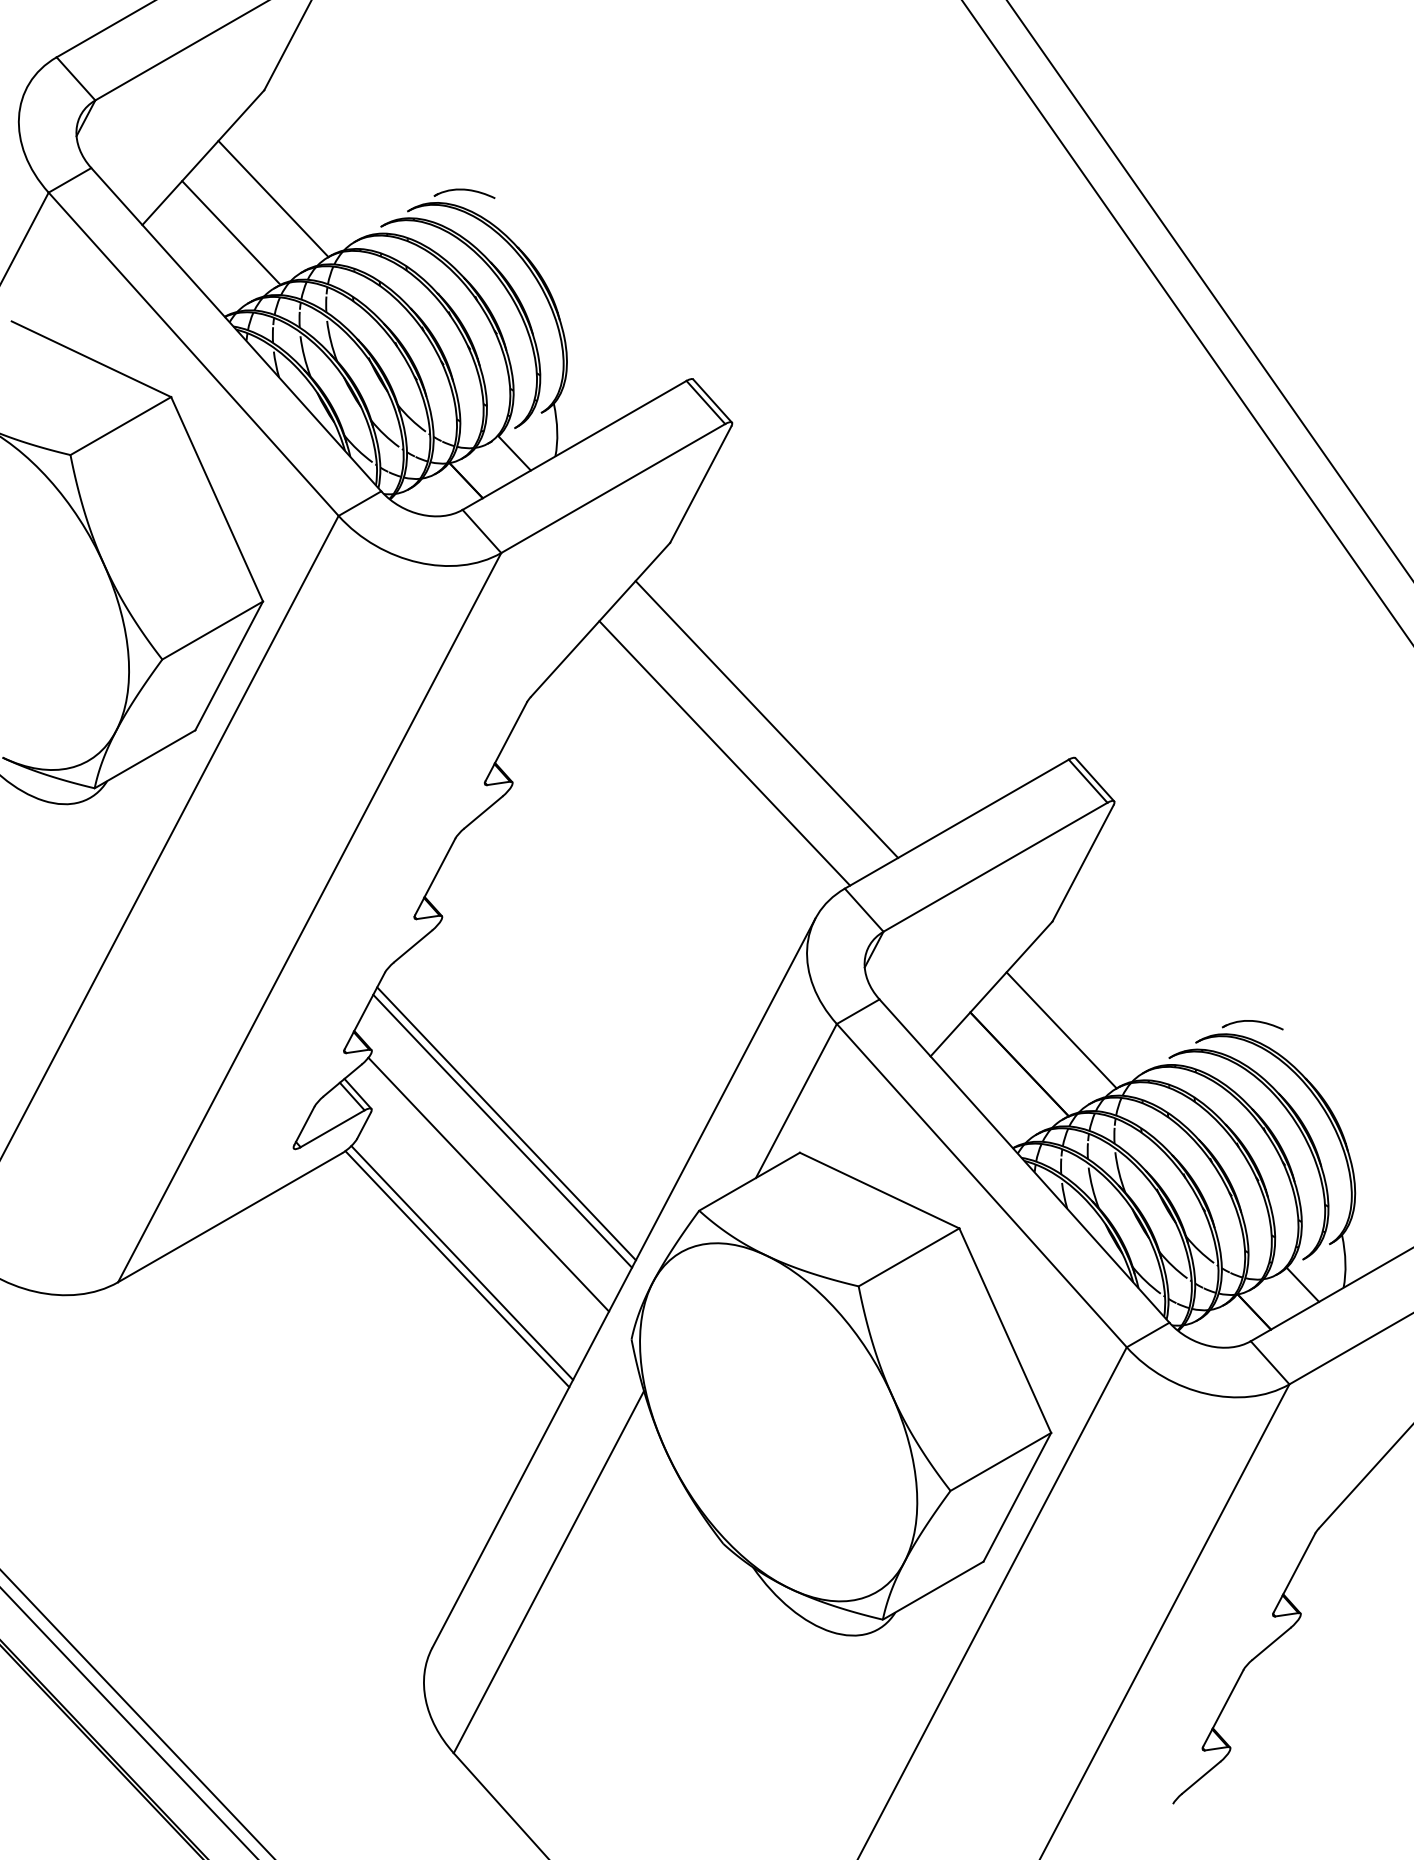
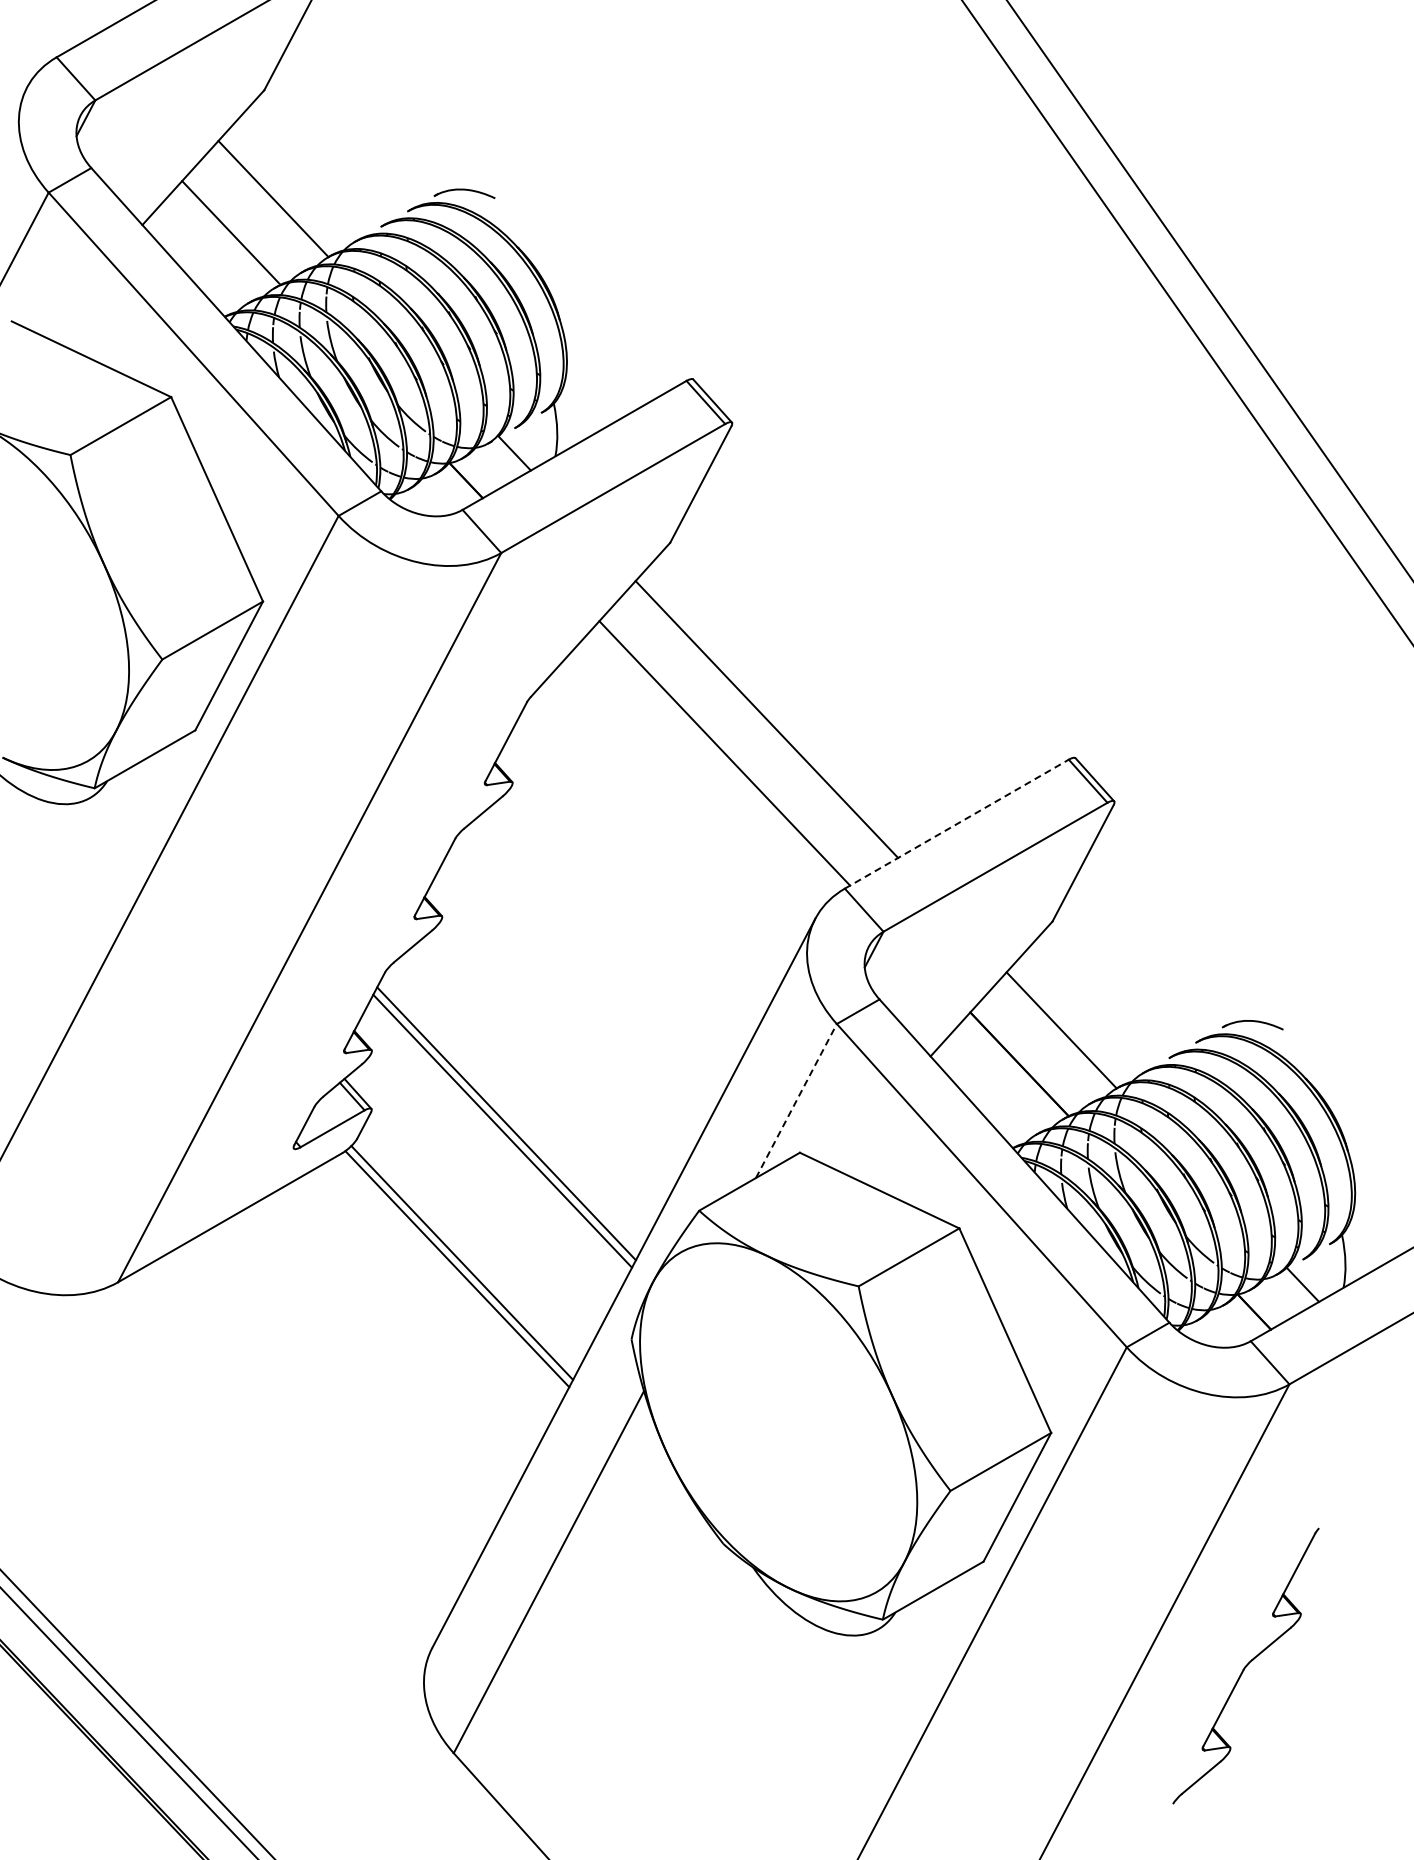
line: solid -> dashed (957, 823)
line: solid -> dashed (796, 1101)
line: present -> none (488, 1184)
line: present -> none (1364, 1477)
